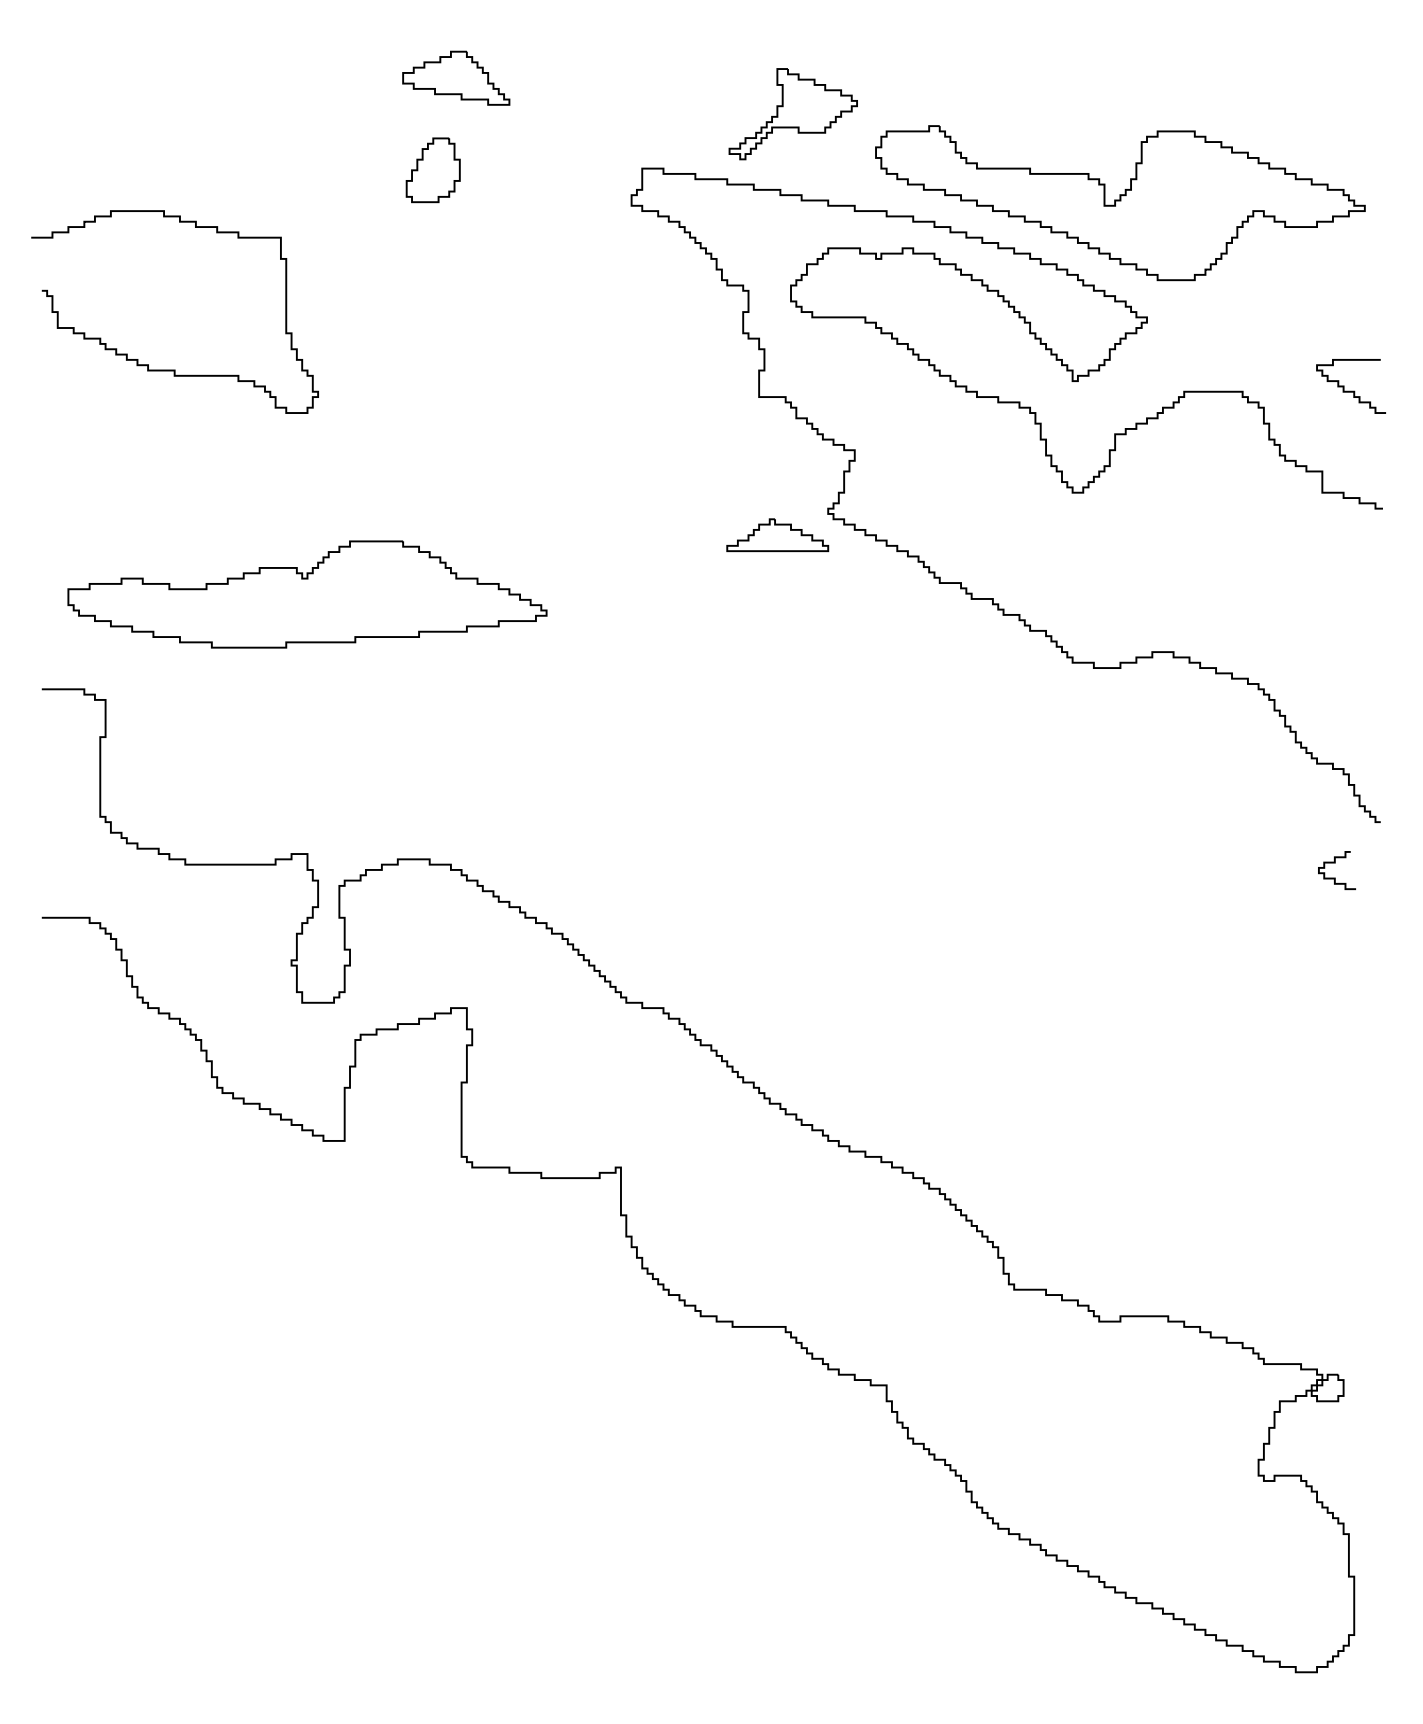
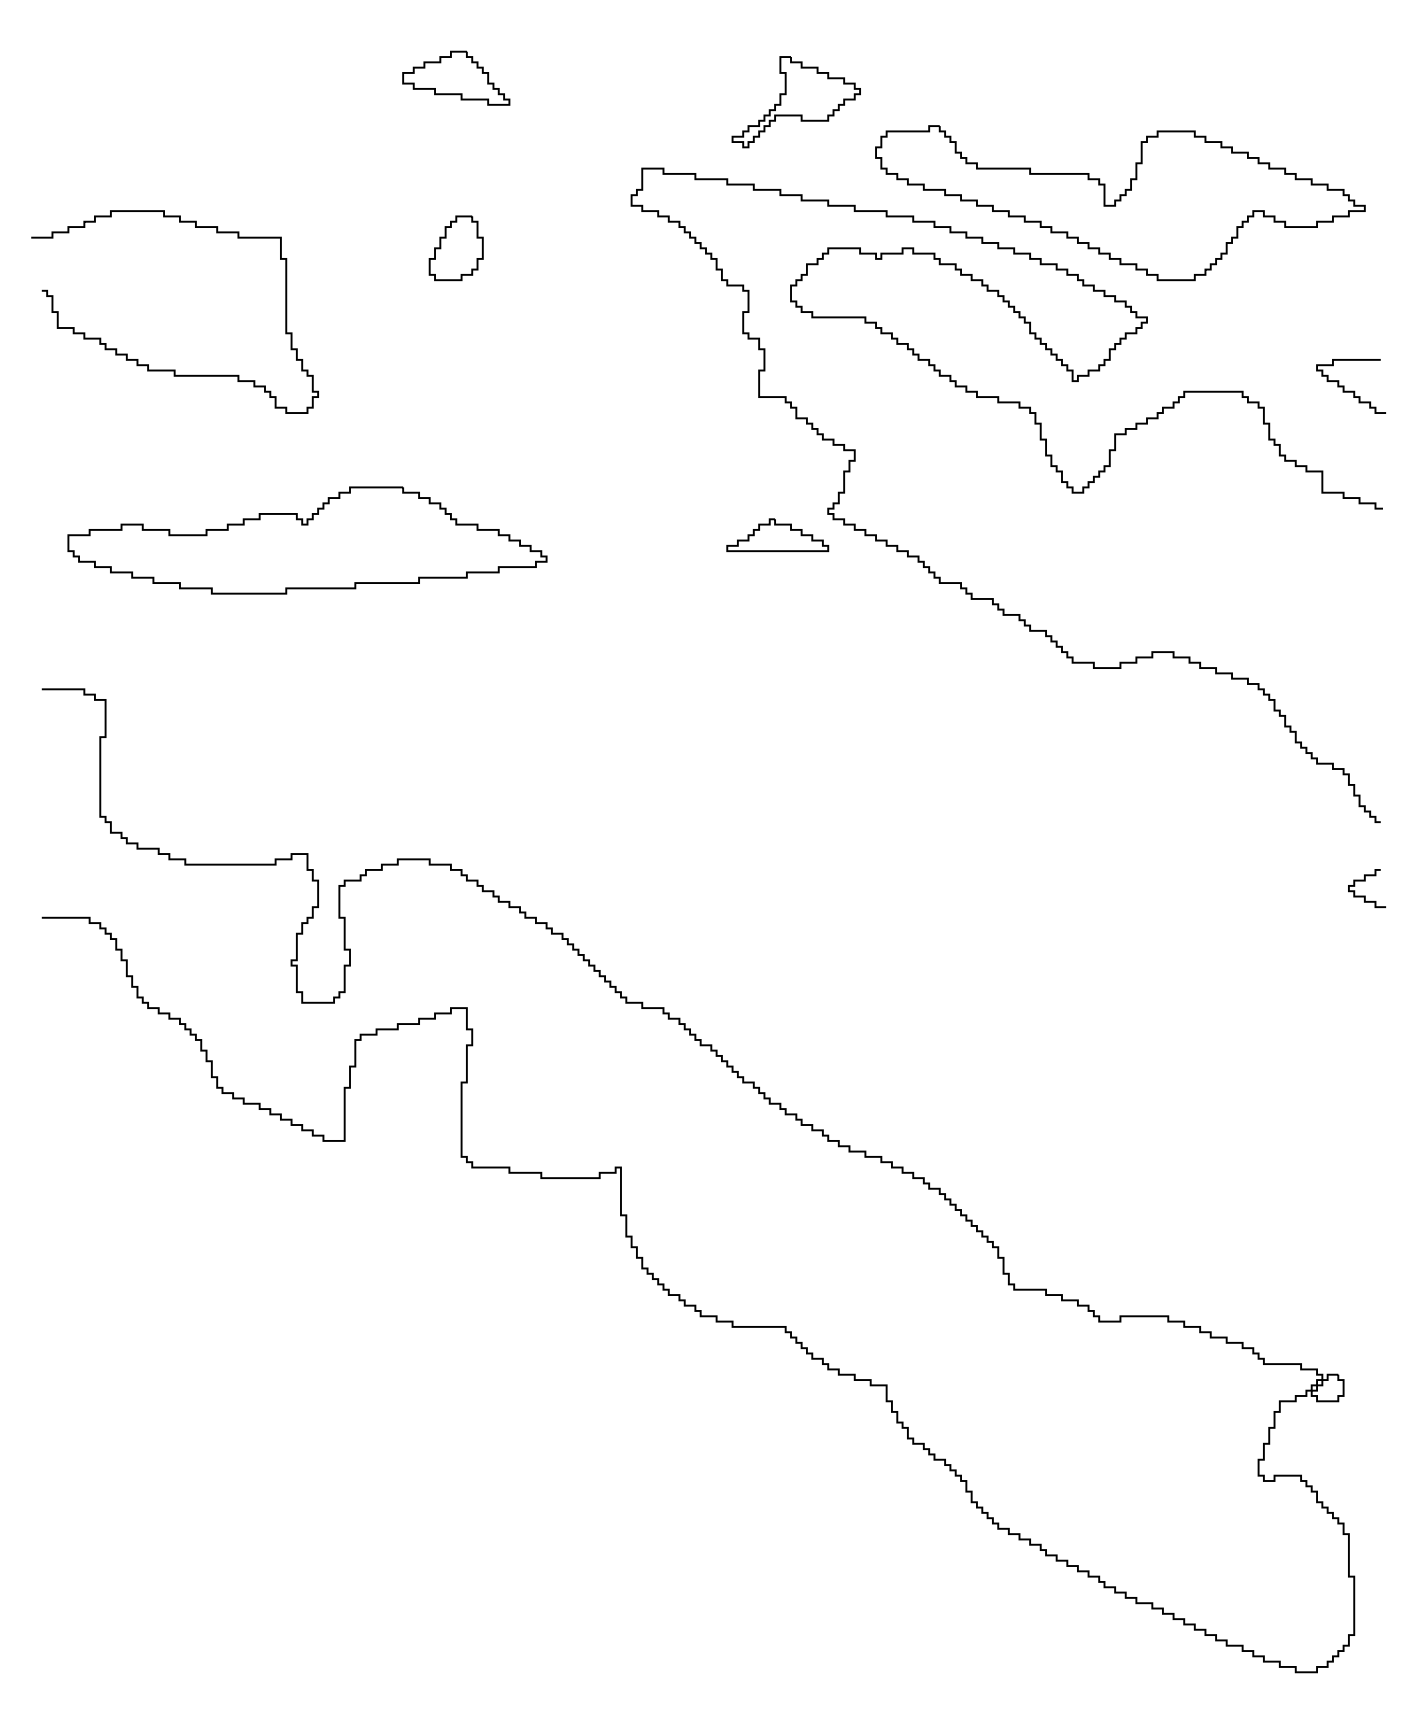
part position: (792, 114) -> (795, 102) (795, 102)
part position: (432, 170) -> (455, 248) (455, 248)
part position: (307, 594) -> (307, 540) (307, 540)
curve position: (1335, 863) -> (1365, 881) (1365, 881)
